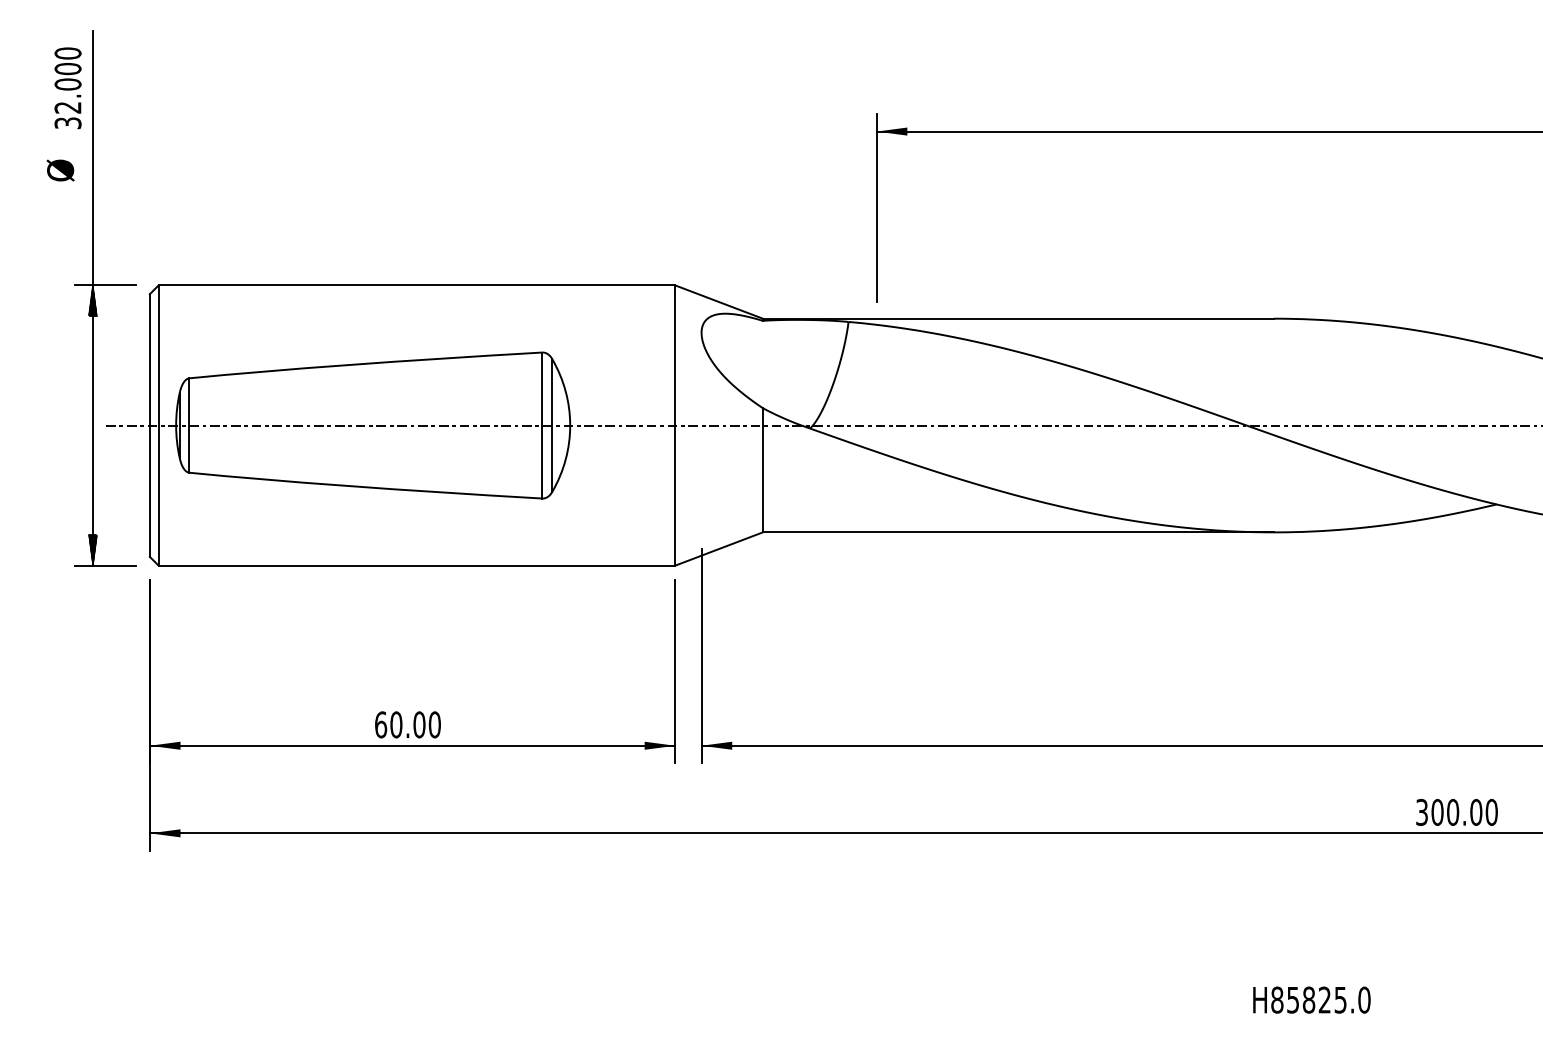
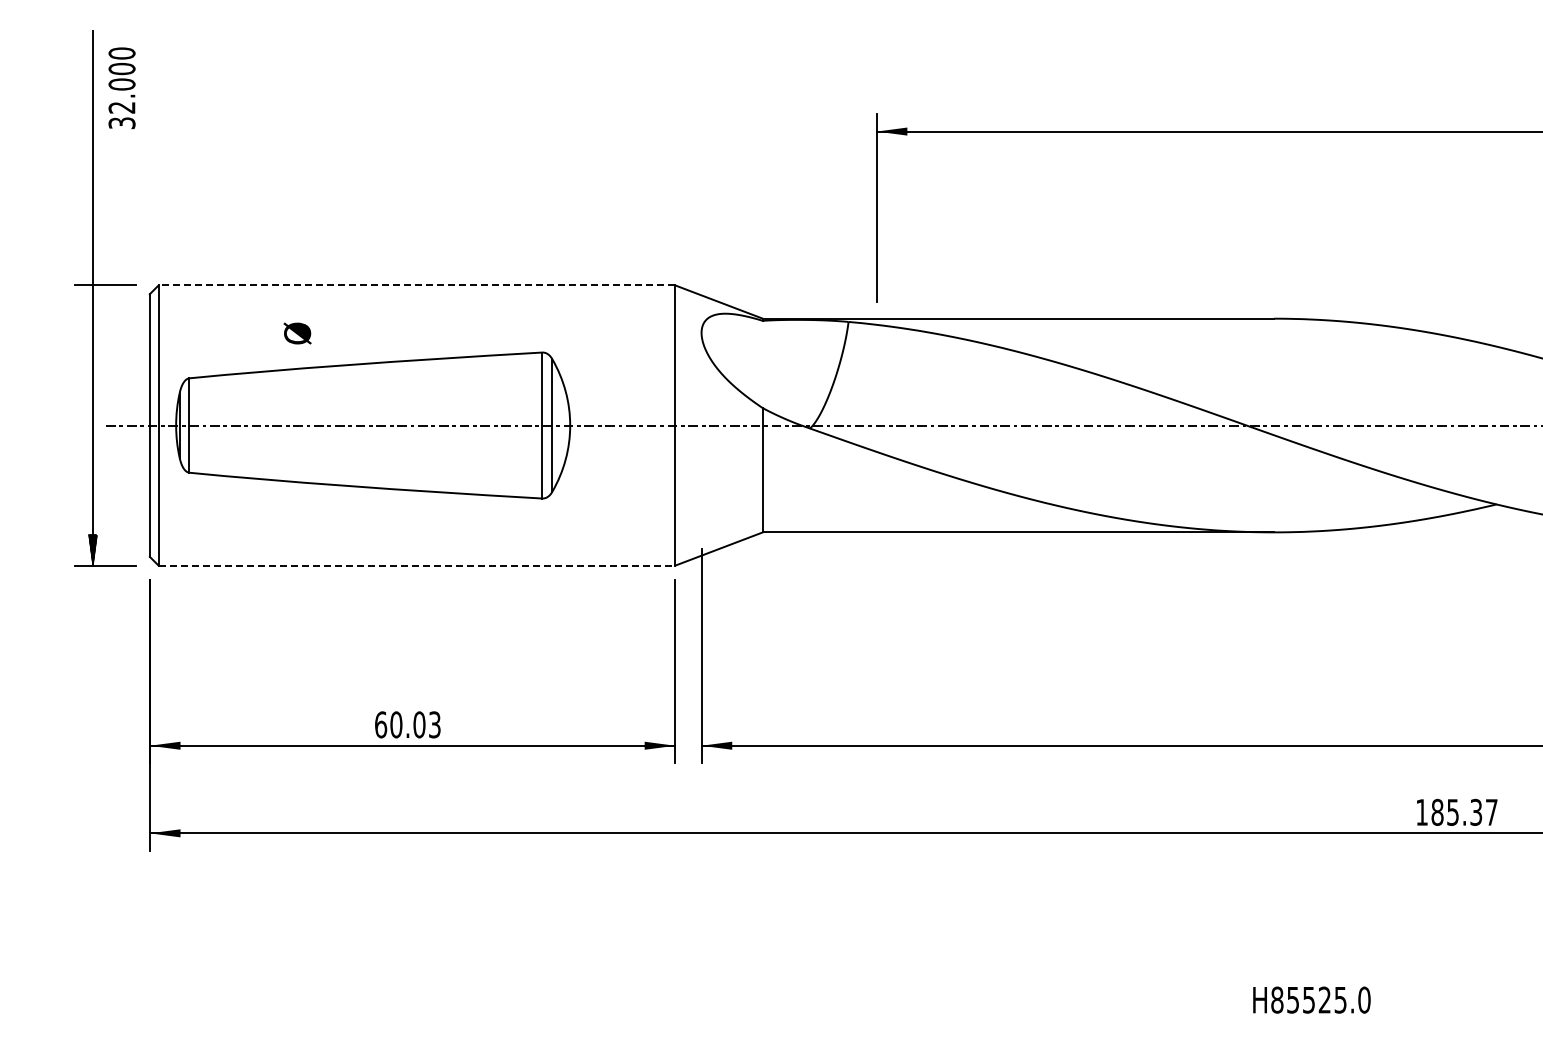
text position: (67, 88) -> (121, 88) (121, 88)
text position: (60, 170) -> (297, 333) (297, 333)
line: solid -> dashed (416, 285)
hatch: present -> none (92, 300)
line: solid -> dashed (417, 565)
text: 60.00 -> 60.03 (434, 724)
text: 300.00 -> 185.37 (1456, 811)
text: H85825.0 -> H85525.0 (1308, 999)
